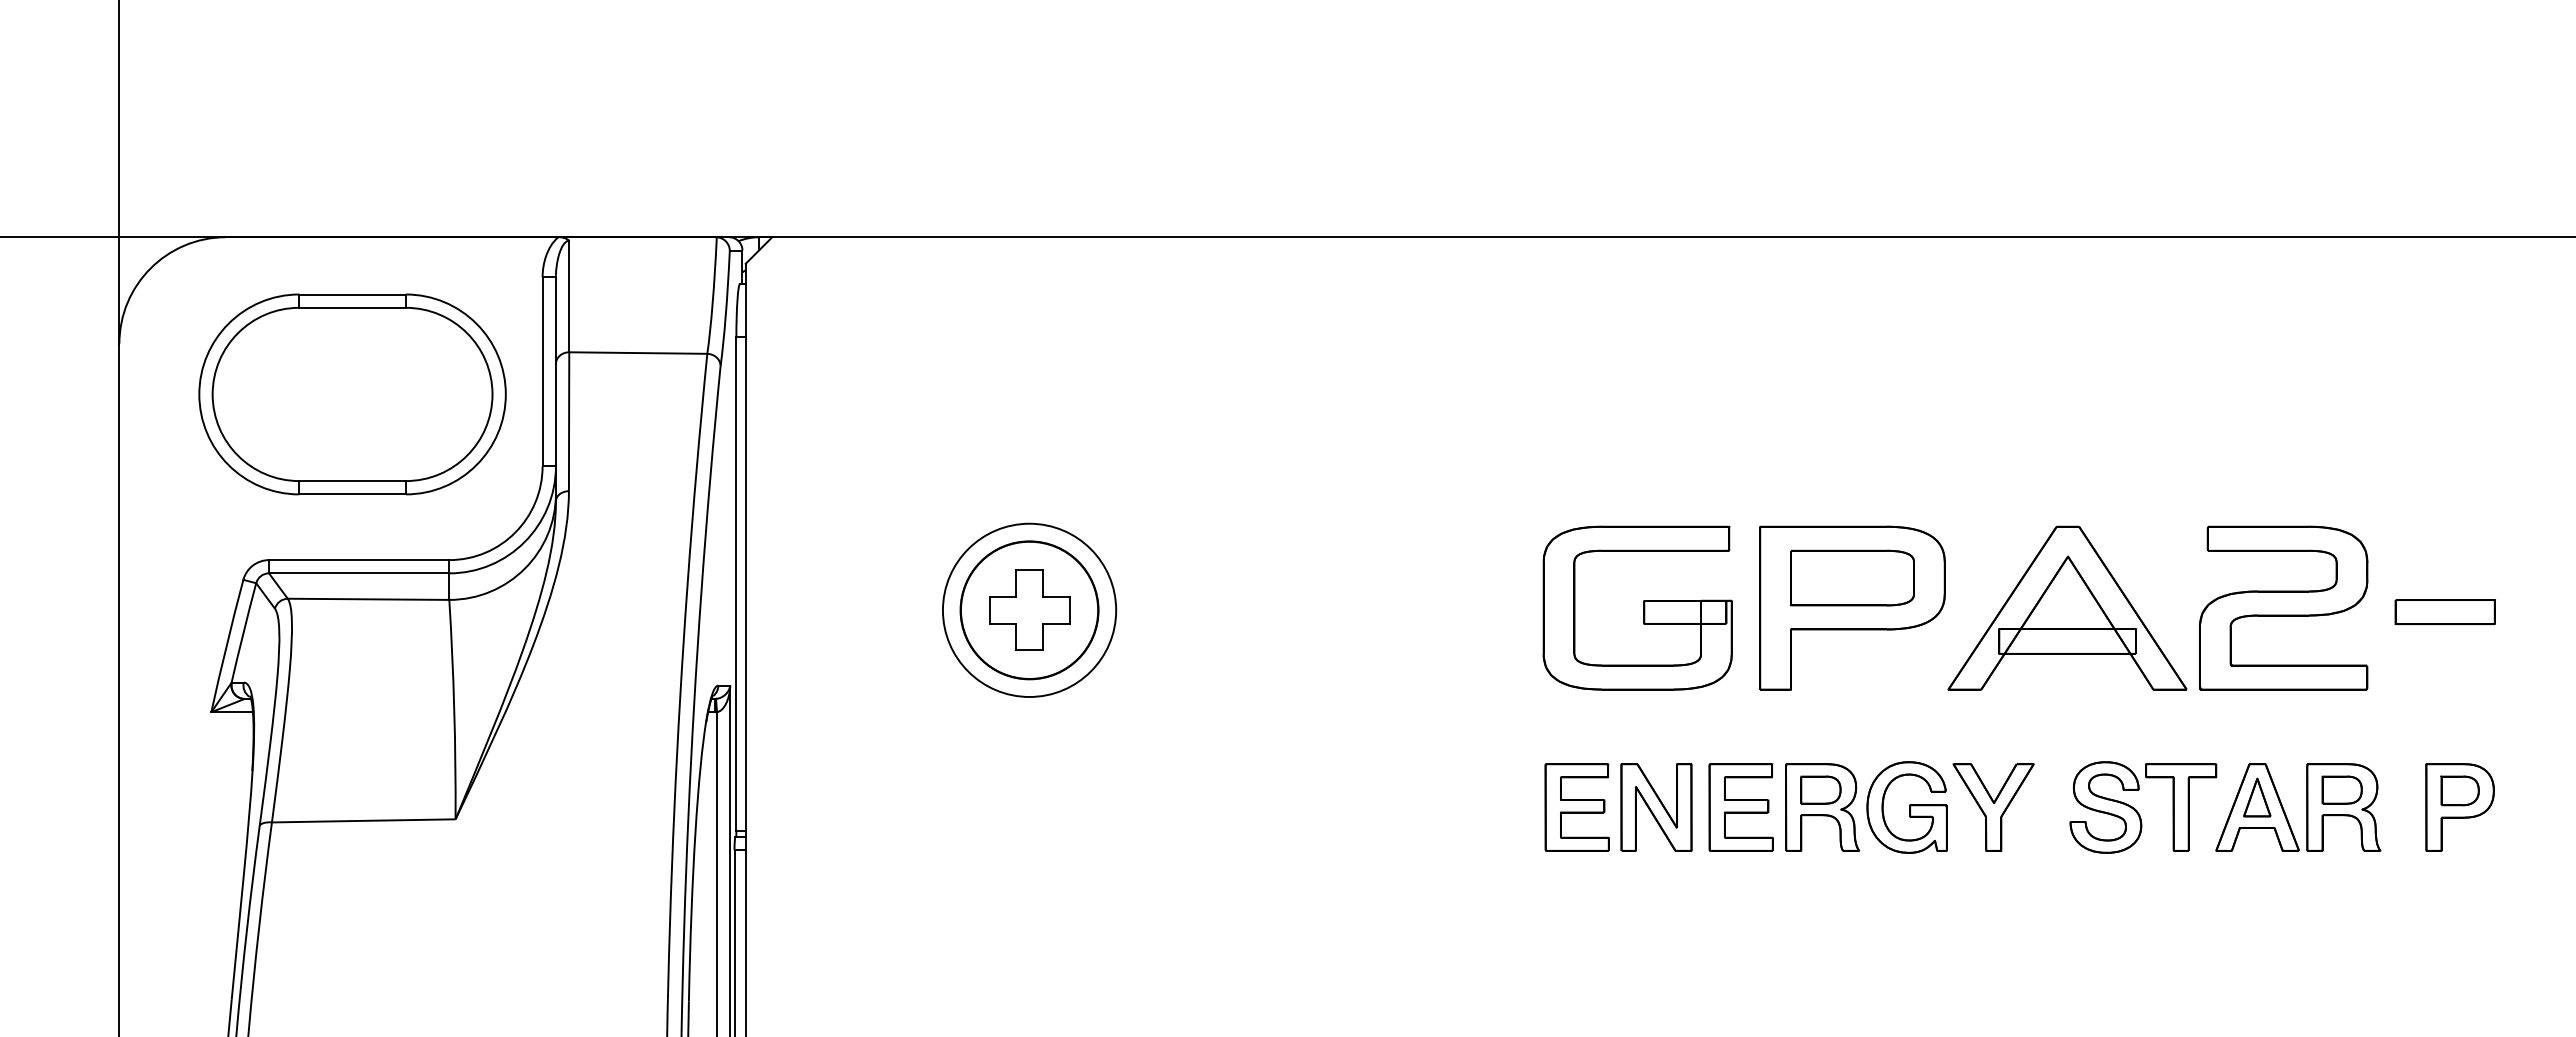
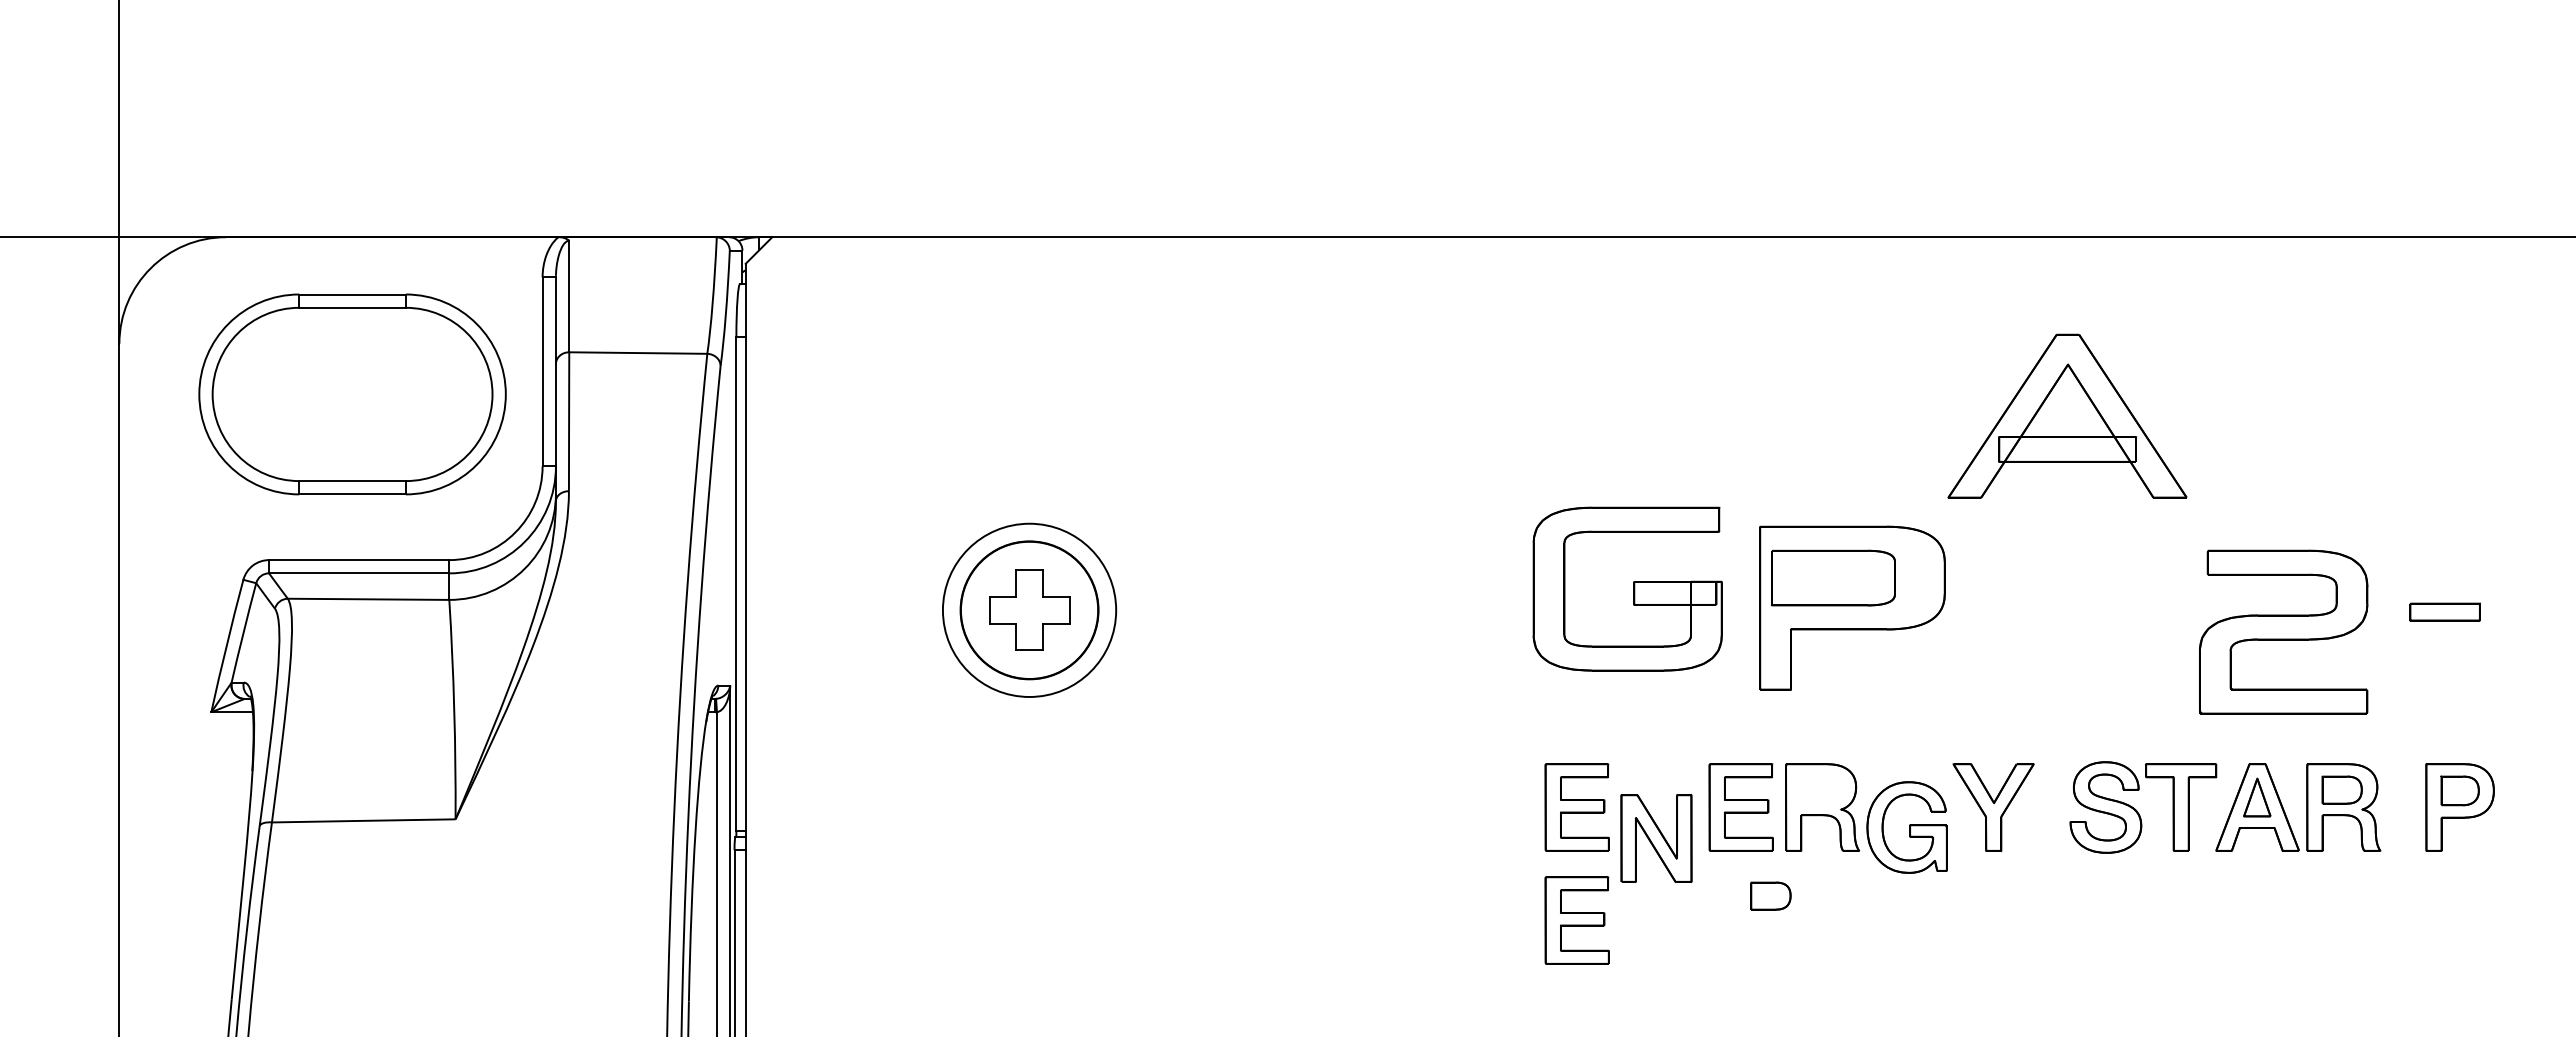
part position: (1852, 577) -> (1833, 577) (1833, 577)
part position: (1637, 607) -> (1627, 588) (1627, 588)
part position: (2067, 607) -> (2067, 415) (2067, 415)
part position: (2283, 607) -> (2283, 631) (2283, 631)
part size: 102x26 px -> 72x20 px (2444, 611)
part position: (1820, 789) -> (1770, 895) (1770, 895)
part position: (1656, 807) -> (1656, 838) (1656, 838)
part position: (1906, 807) -> (1906, 827) (1906, 827)
part: none -> present (1576, 920)
